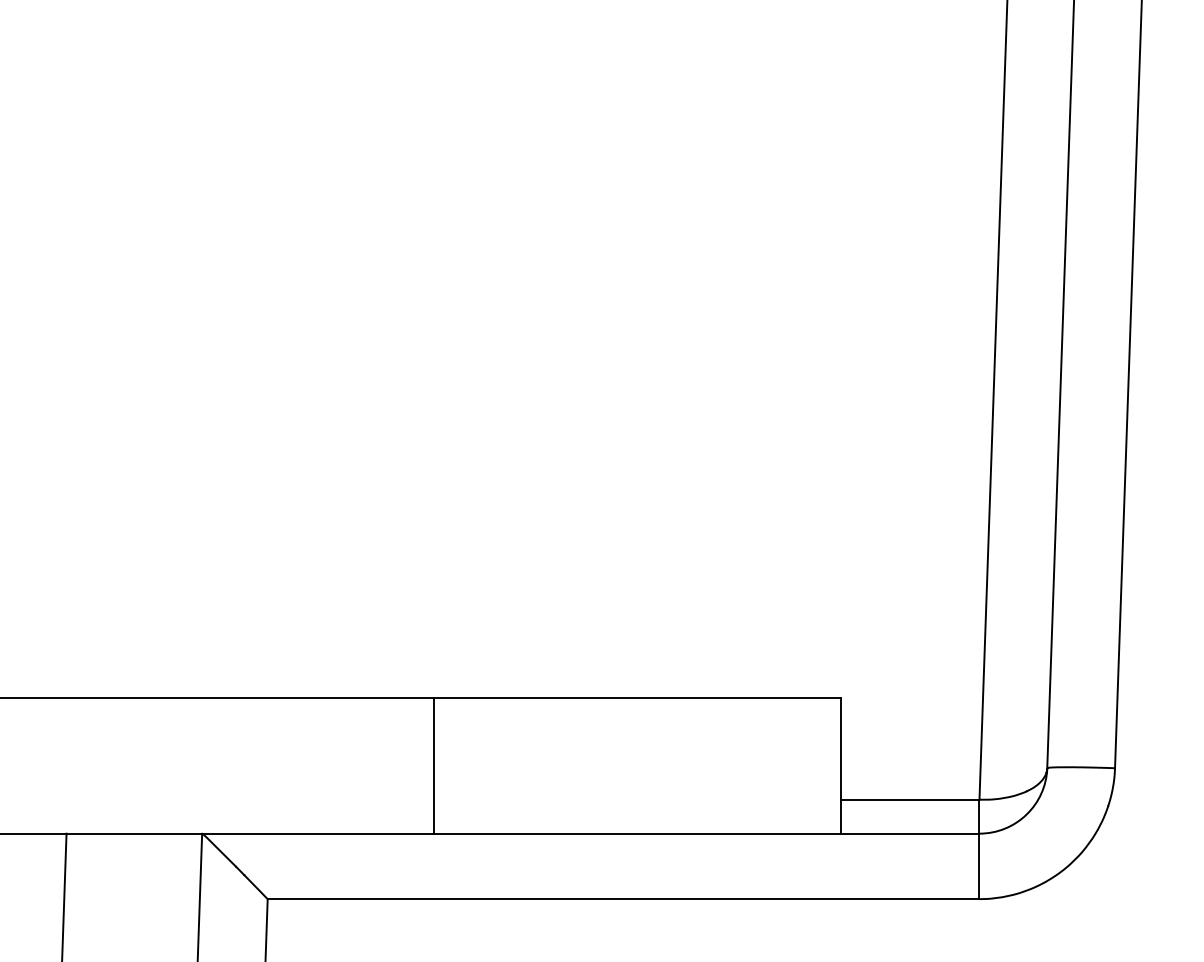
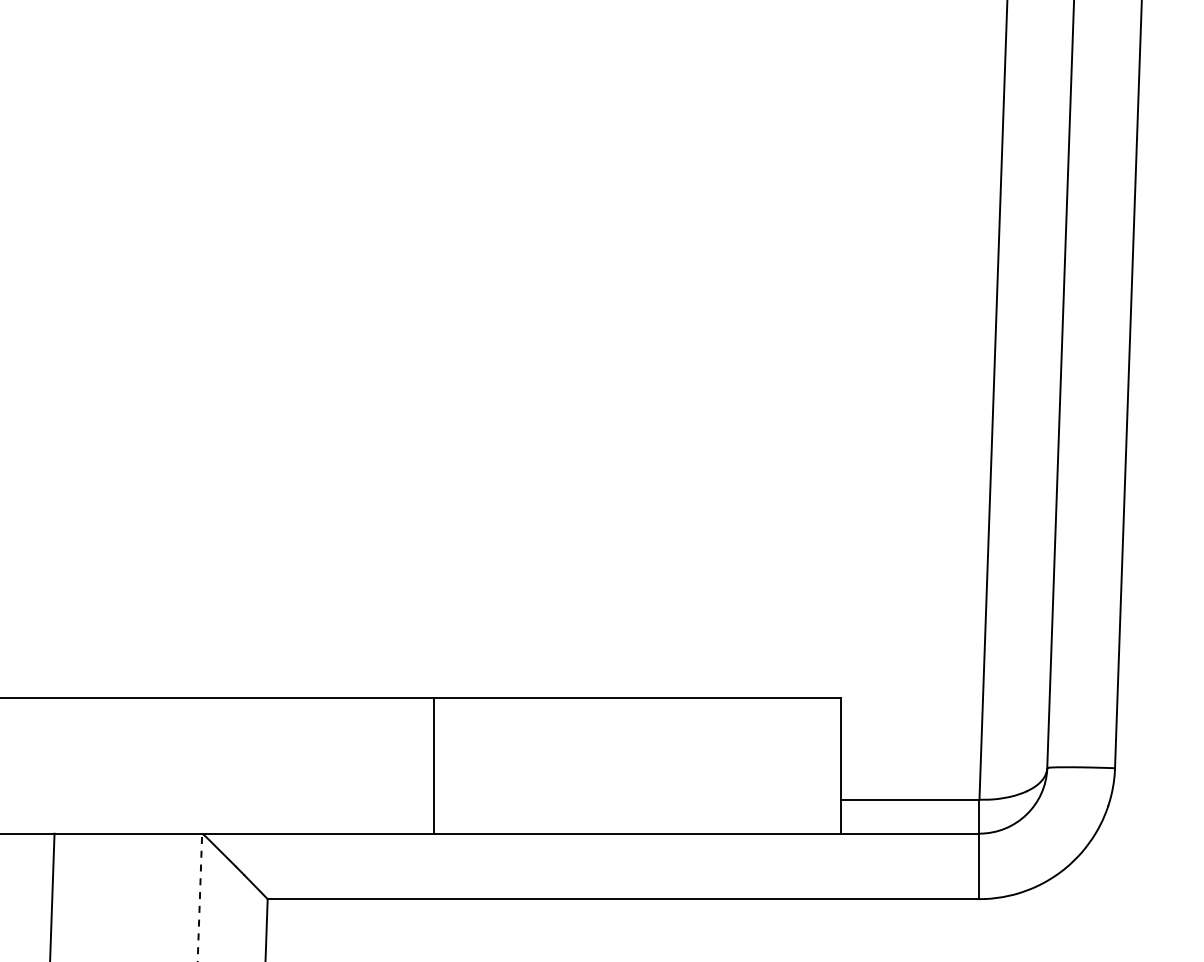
line position: (64, 895) -> (52, 895) (52, 895)
line: solid -> dashed (199, 897)
